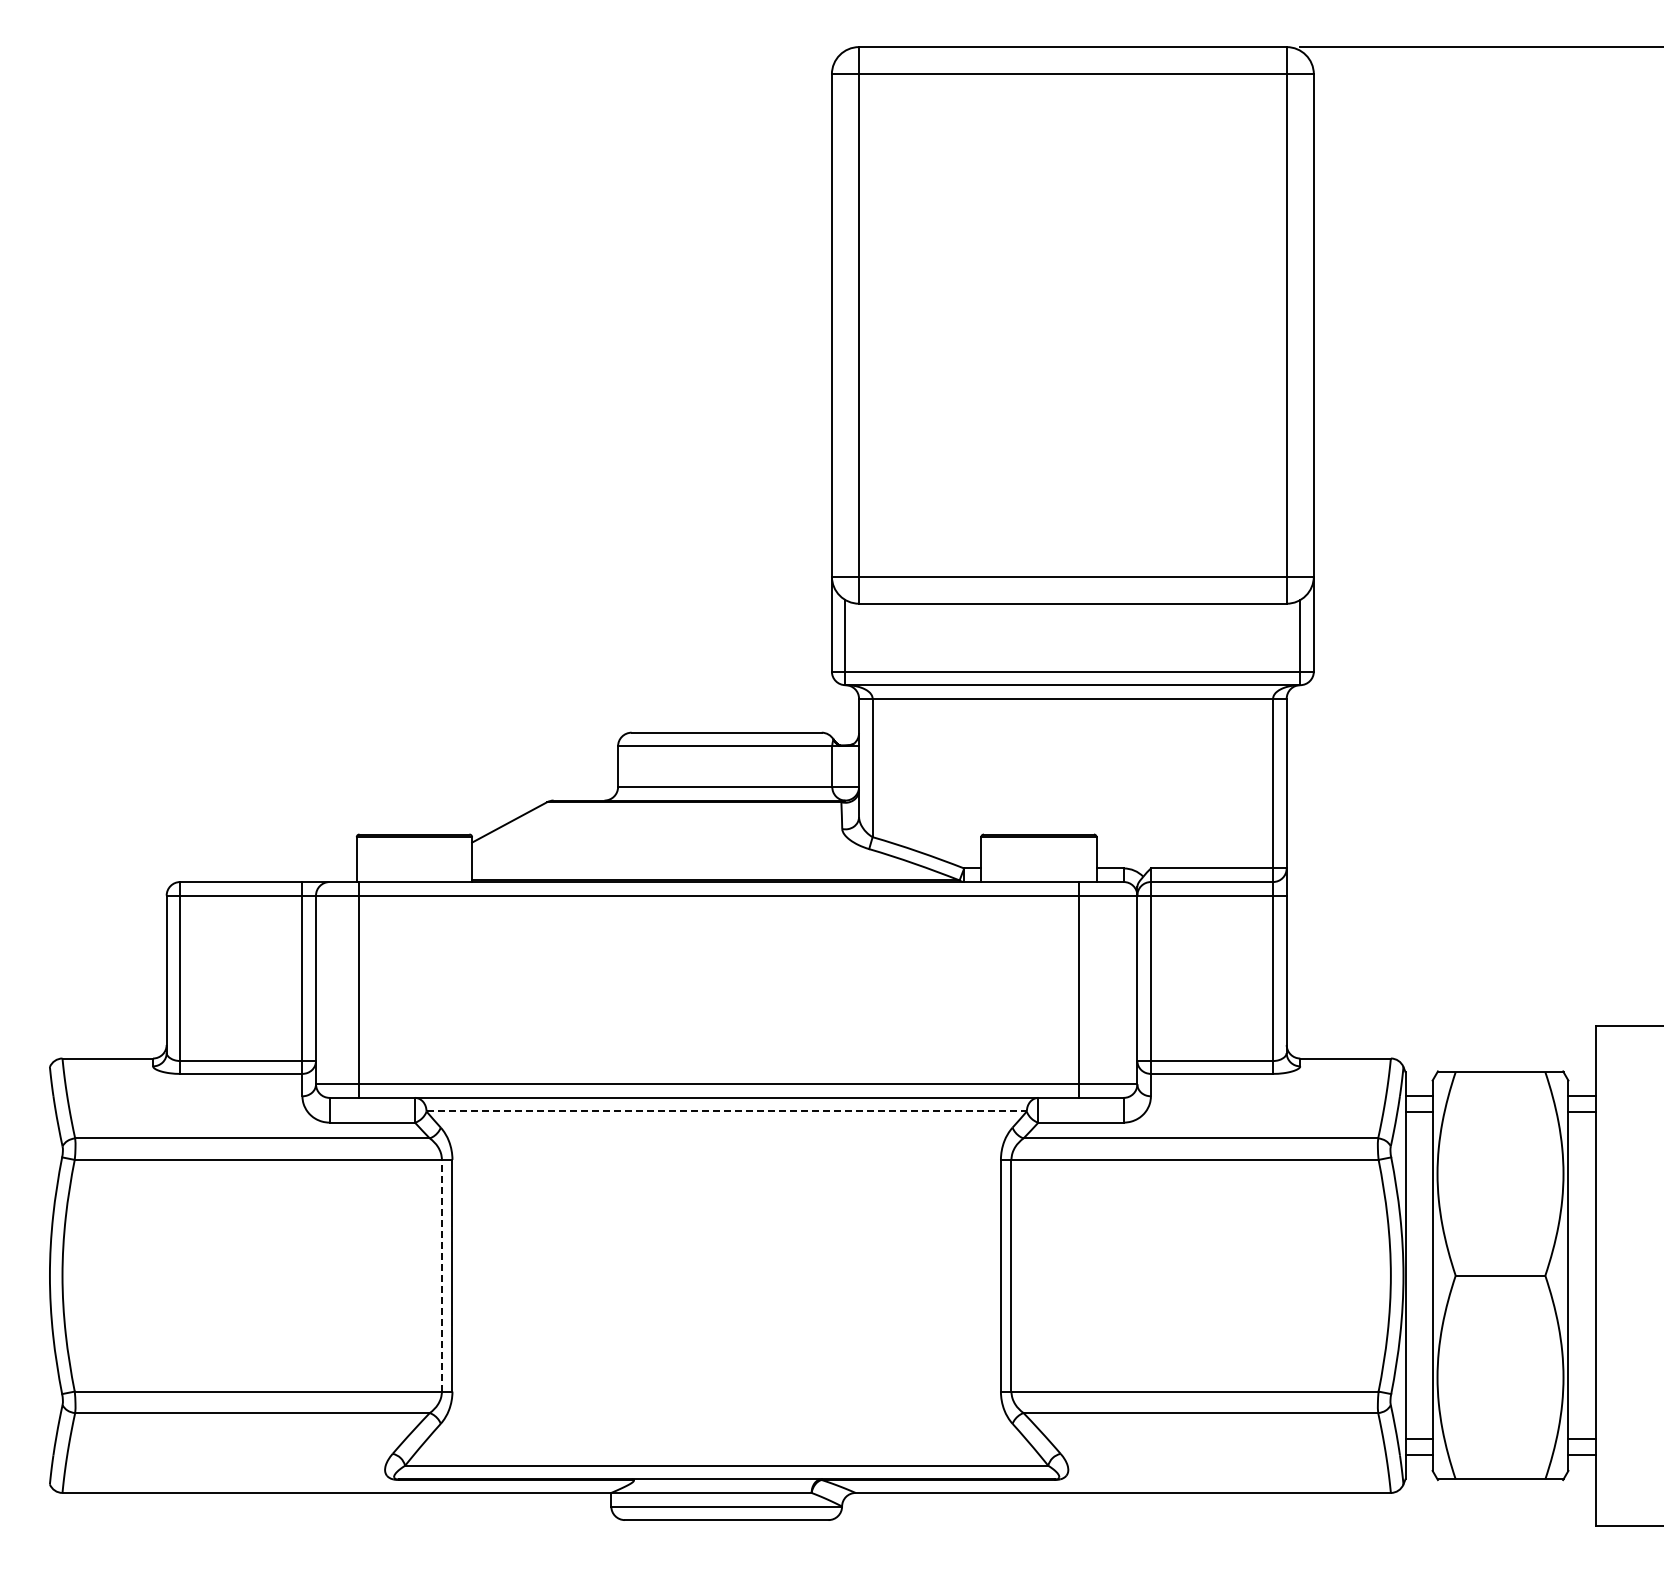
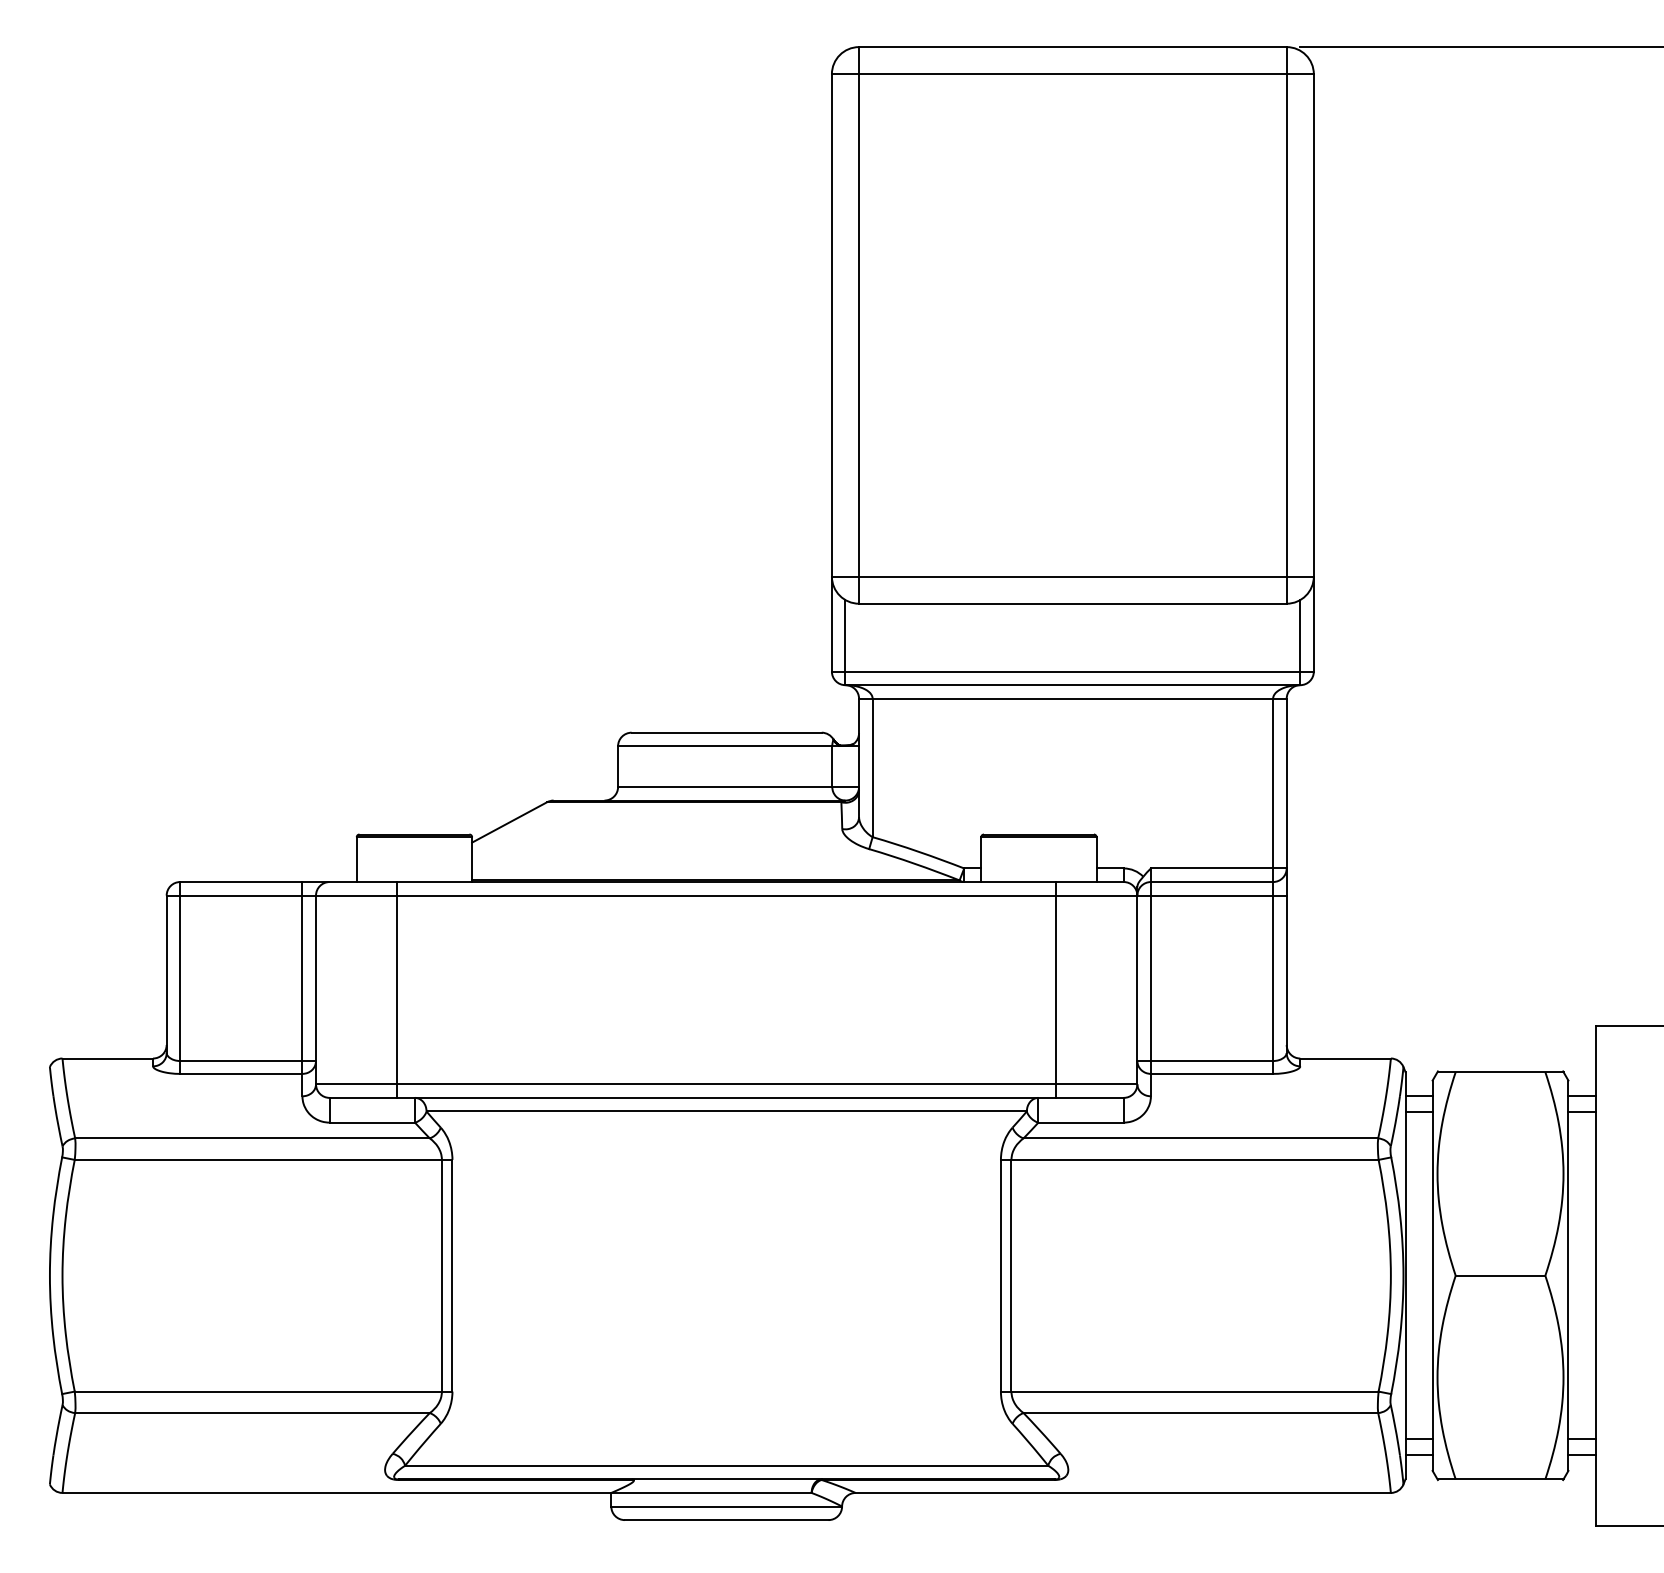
line position: (359, 989) -> (397, 989) (397, 989)
line position: (1078, 989) -> (1055, 989) (1055, 989)
line: dashed -> solid (727, 1111)
line: dashed -> solid (441, 1275)
